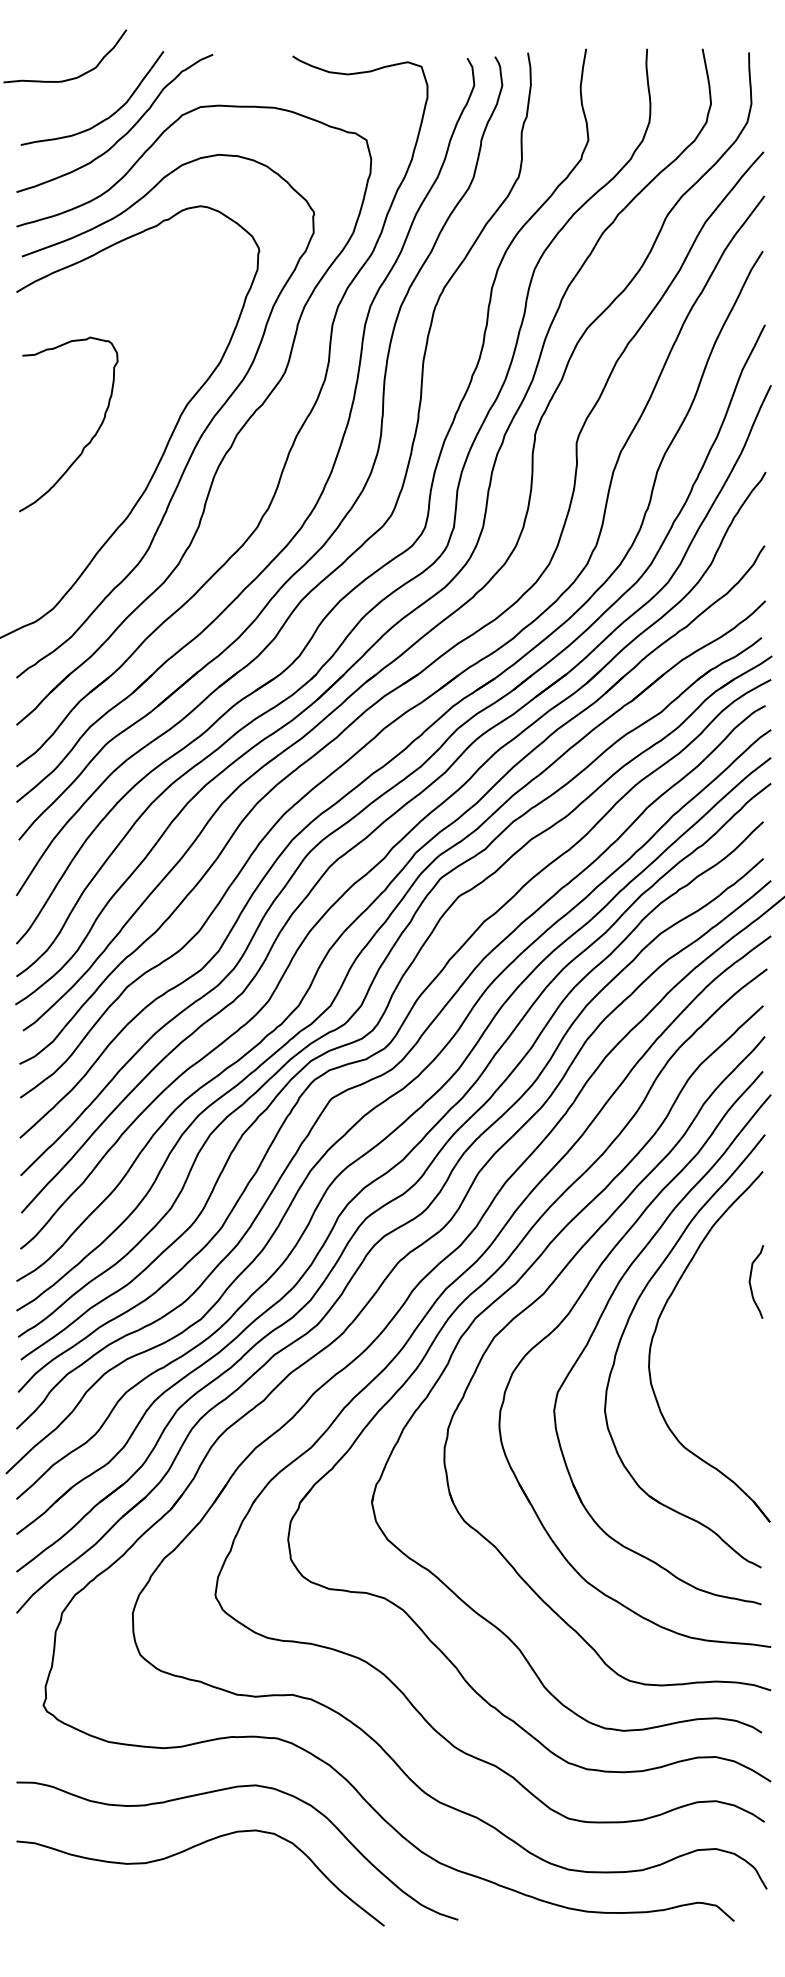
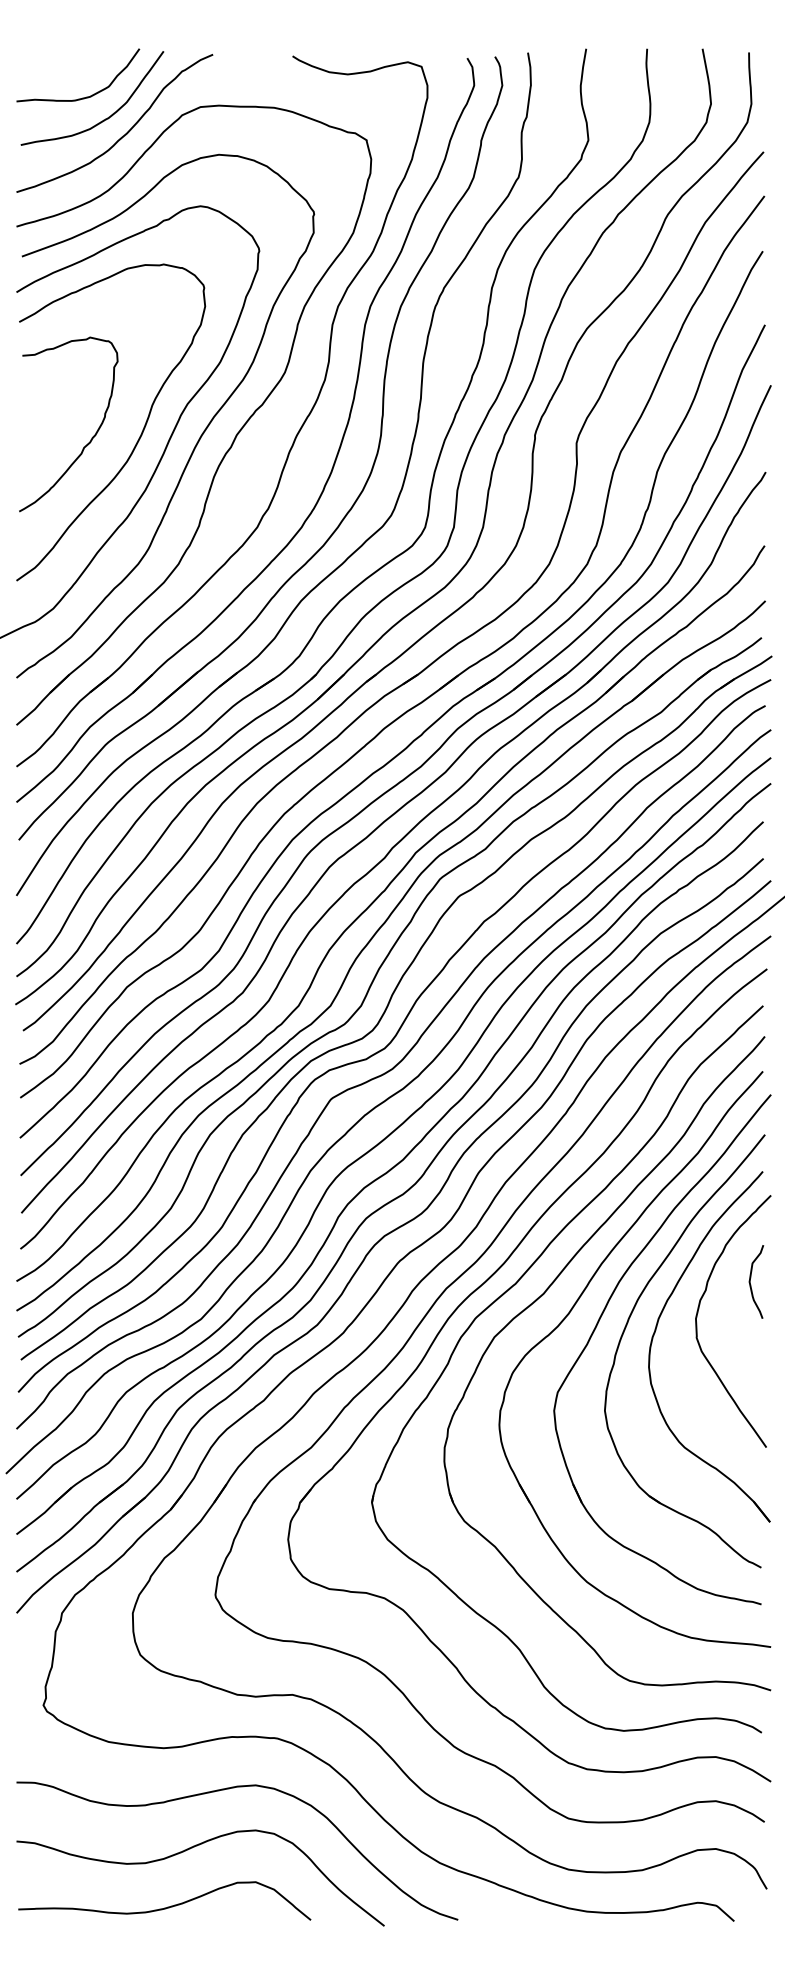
curve position: (69, 78) -> (82, 97) (82, 97)
curve: none -> present (139, 436)
curve: none -> present (698, 1313)
curve: none -> present (167, 1906)
